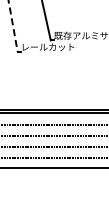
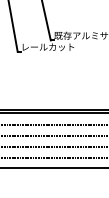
line: dashed -> solid (13, 26)
